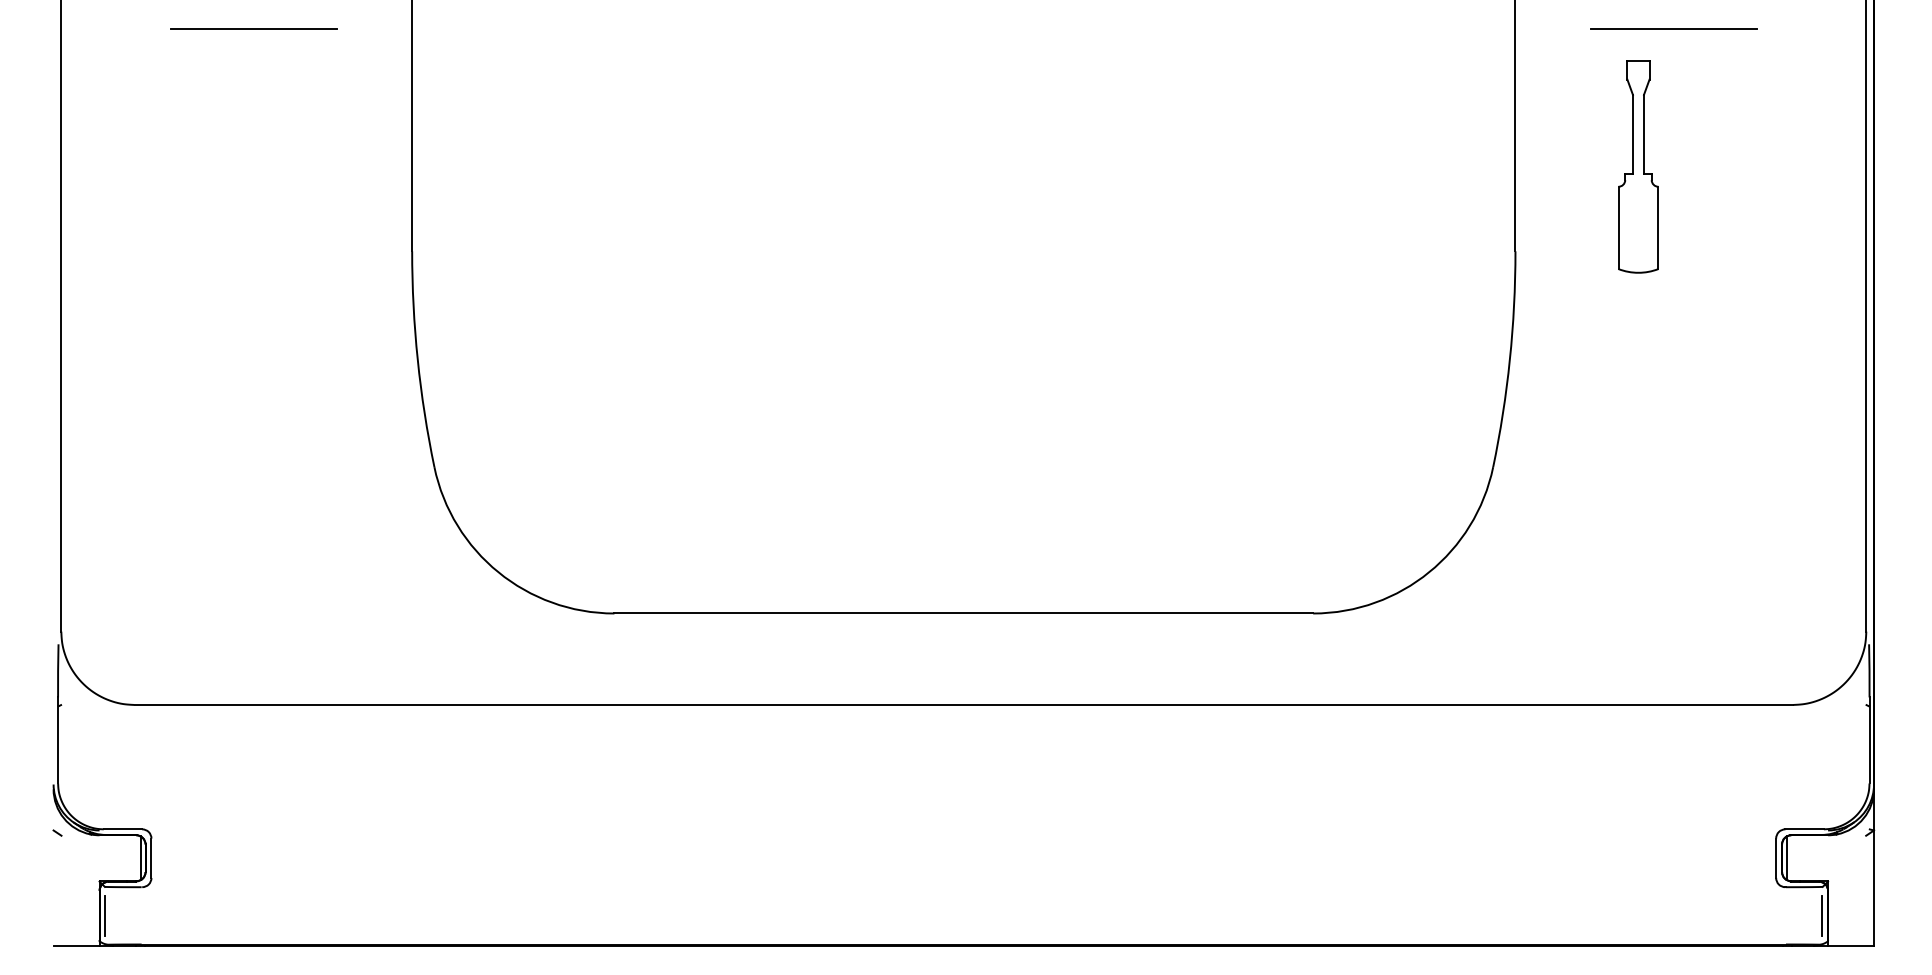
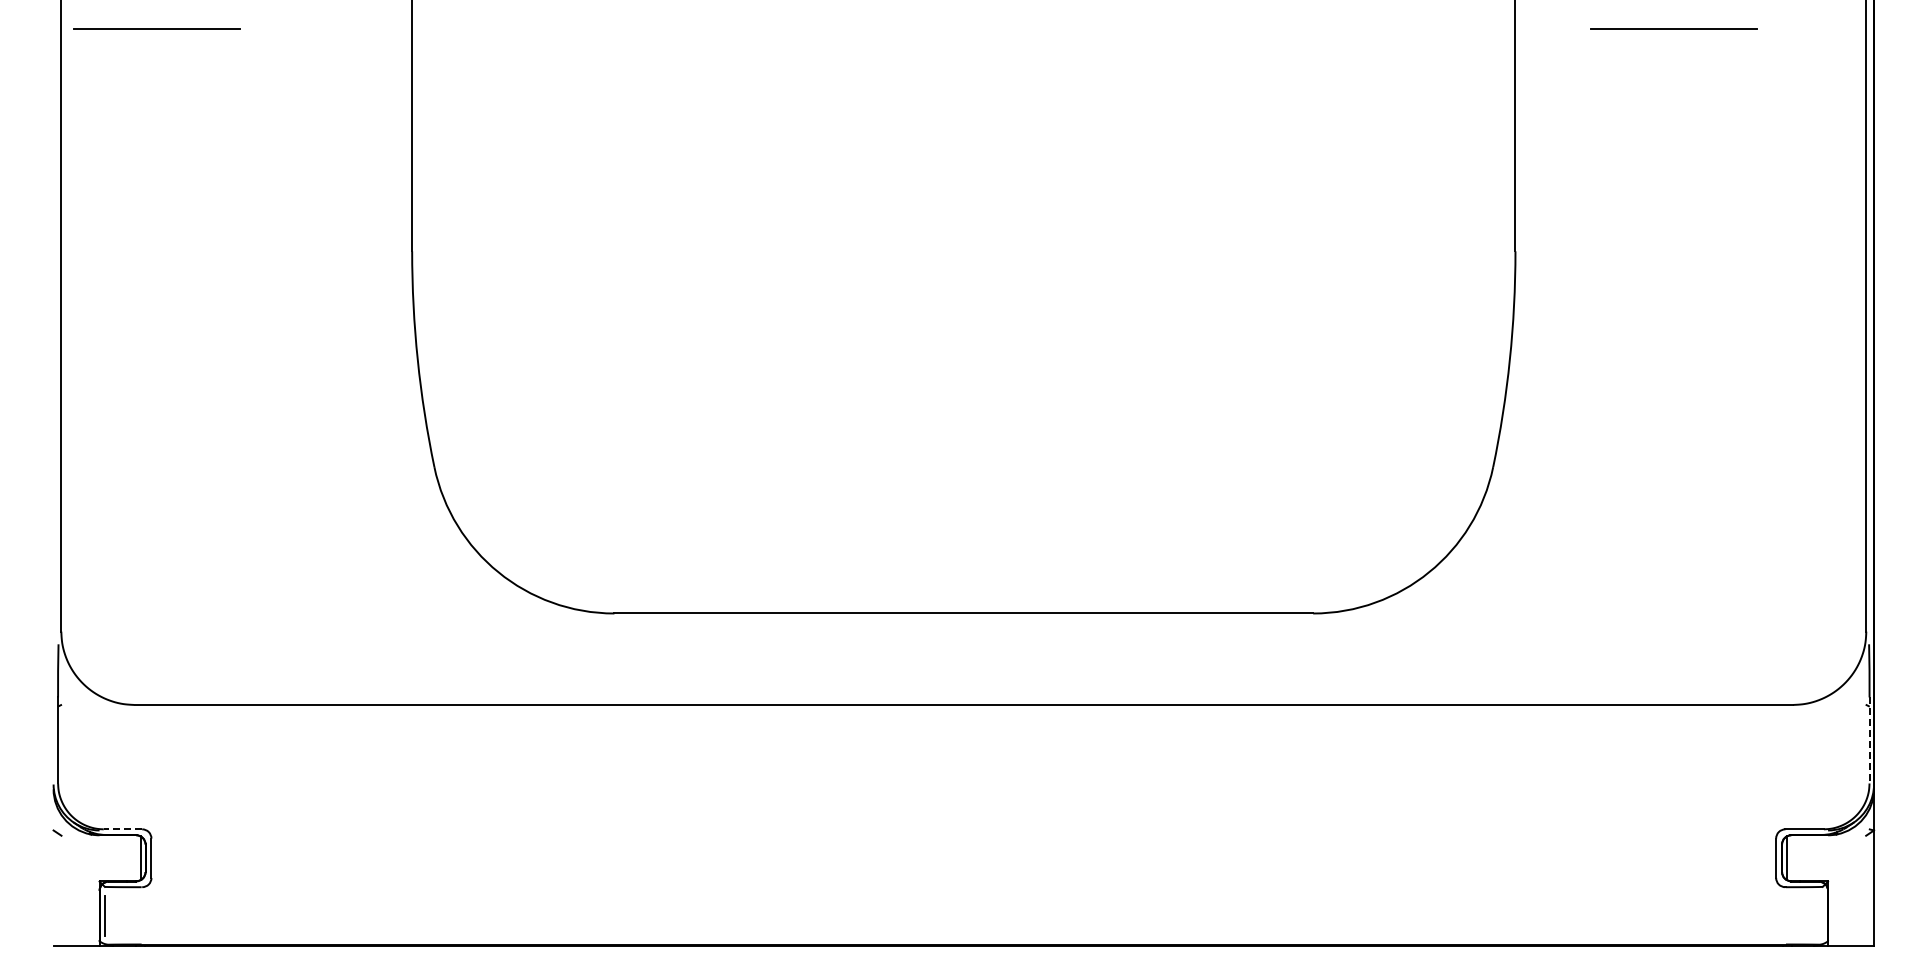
line position: (253, 28) -> (156, 28) (156, 28)
part: present -> none (1638, 166)
line: solid -> dashed (1869, 740)
line: solid -> dashed (122, 829)
line: present -> none (1822, 915)
